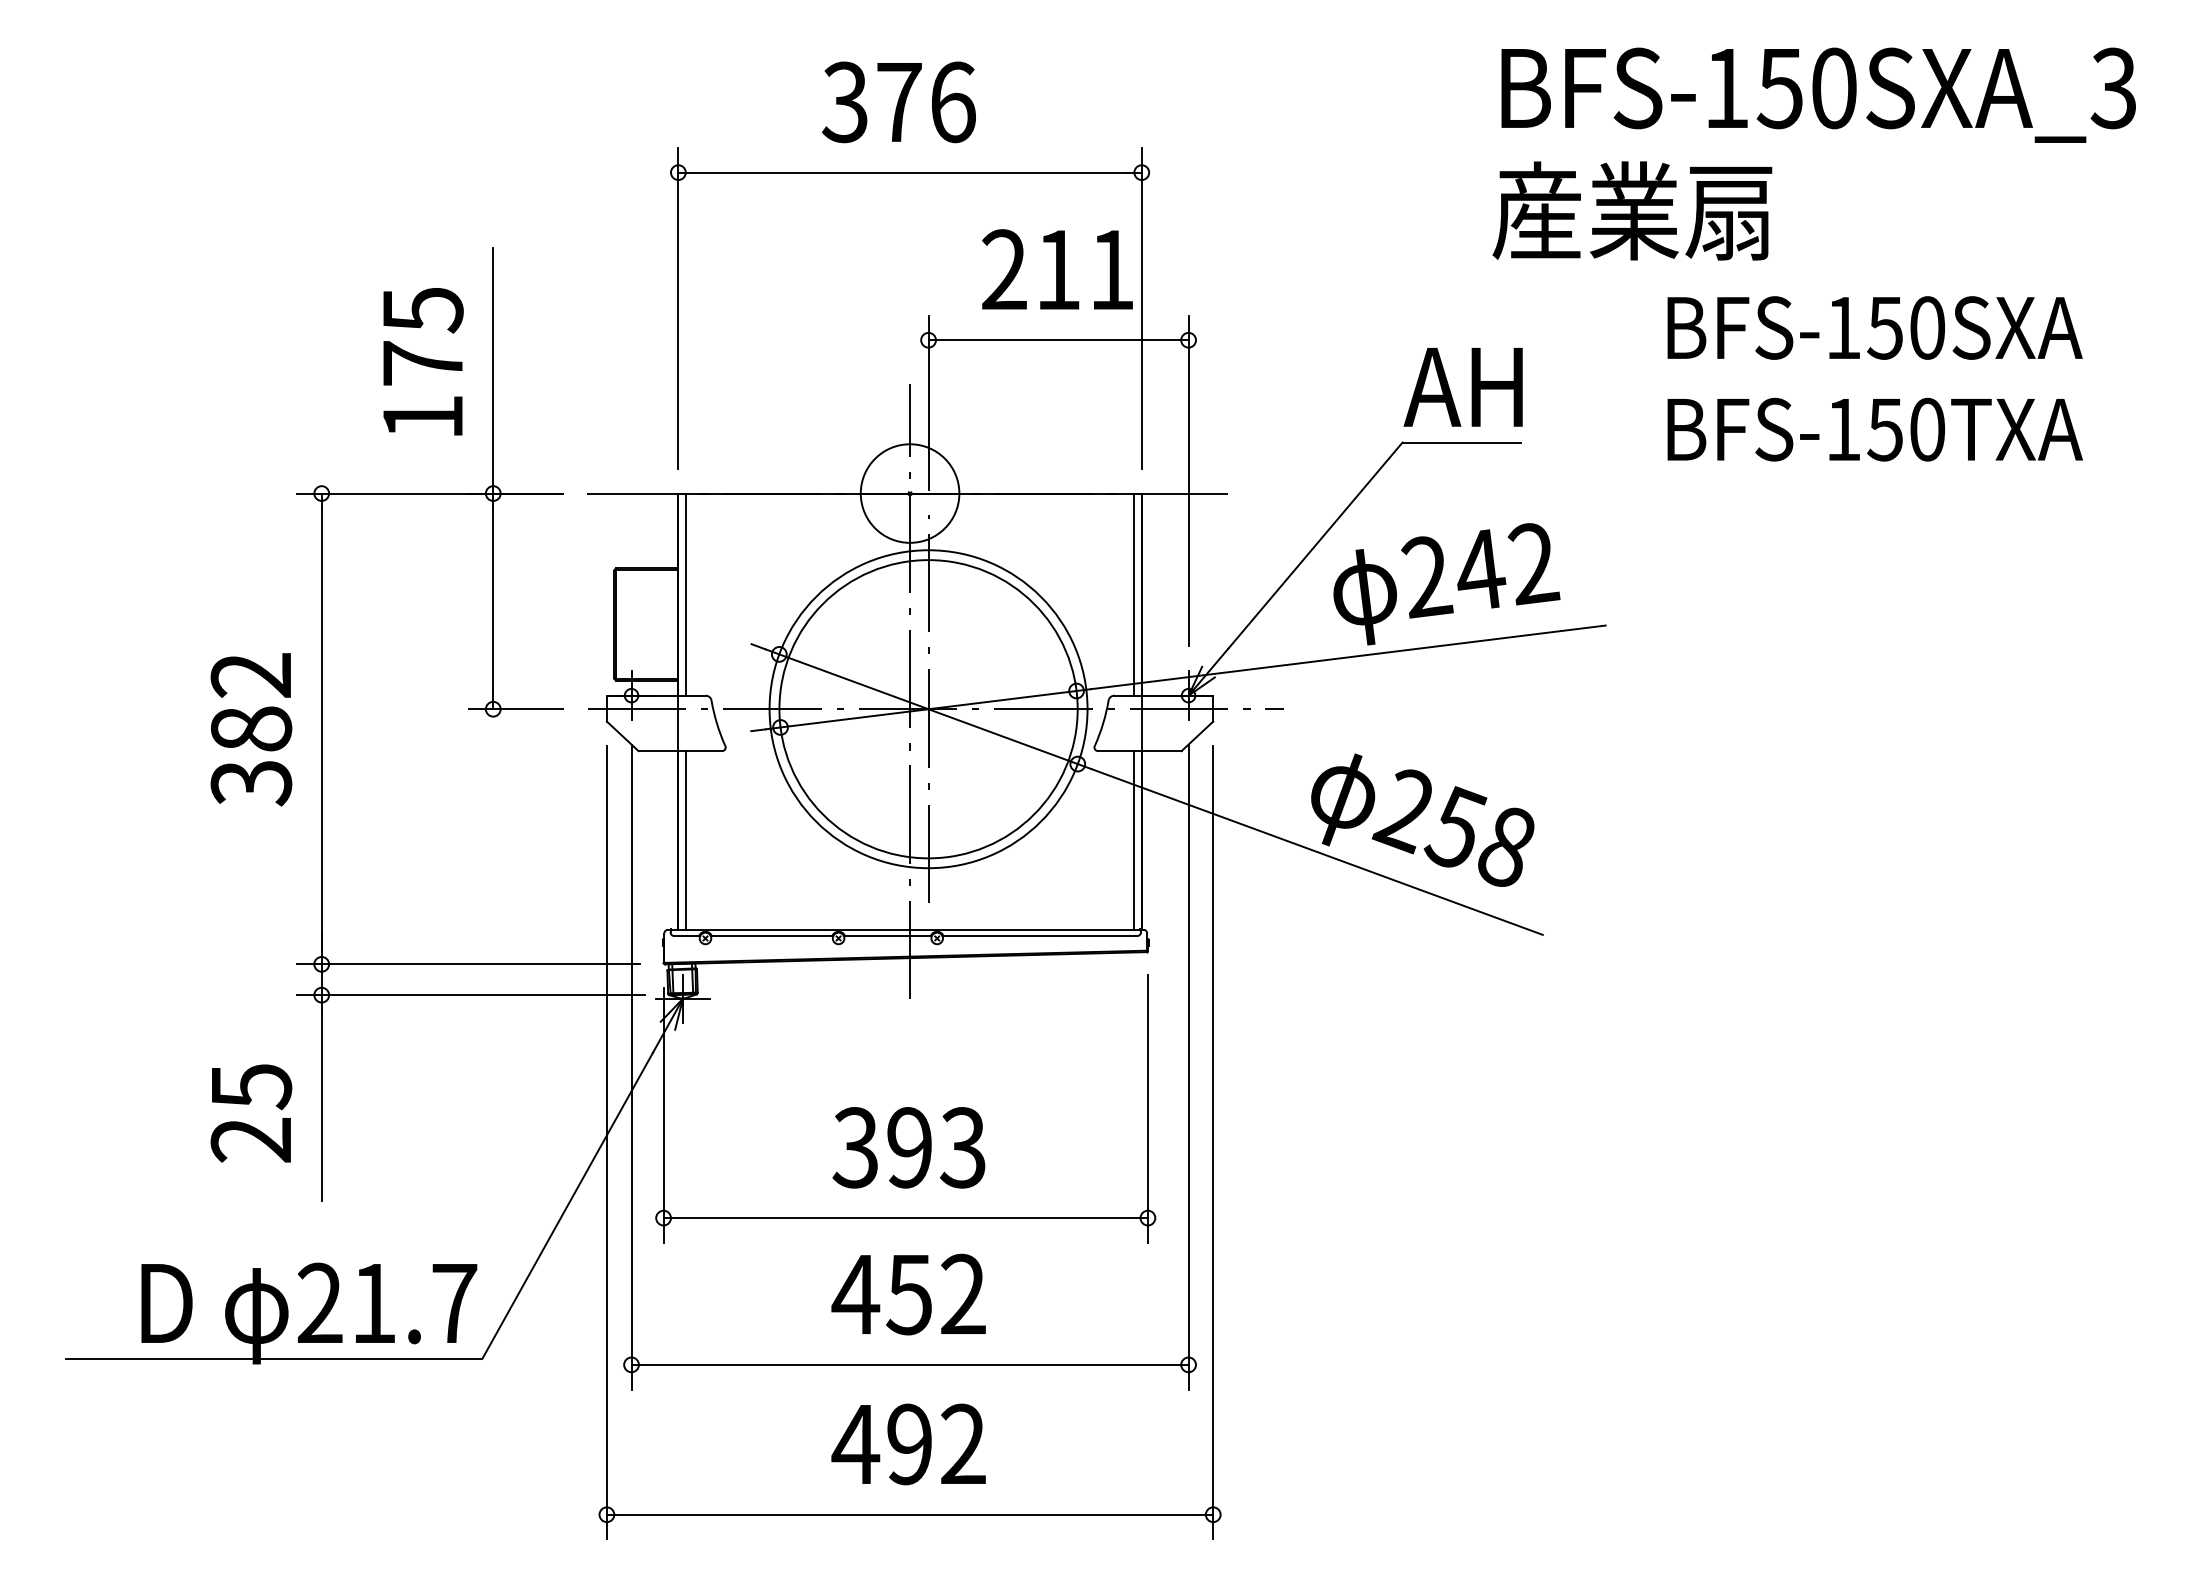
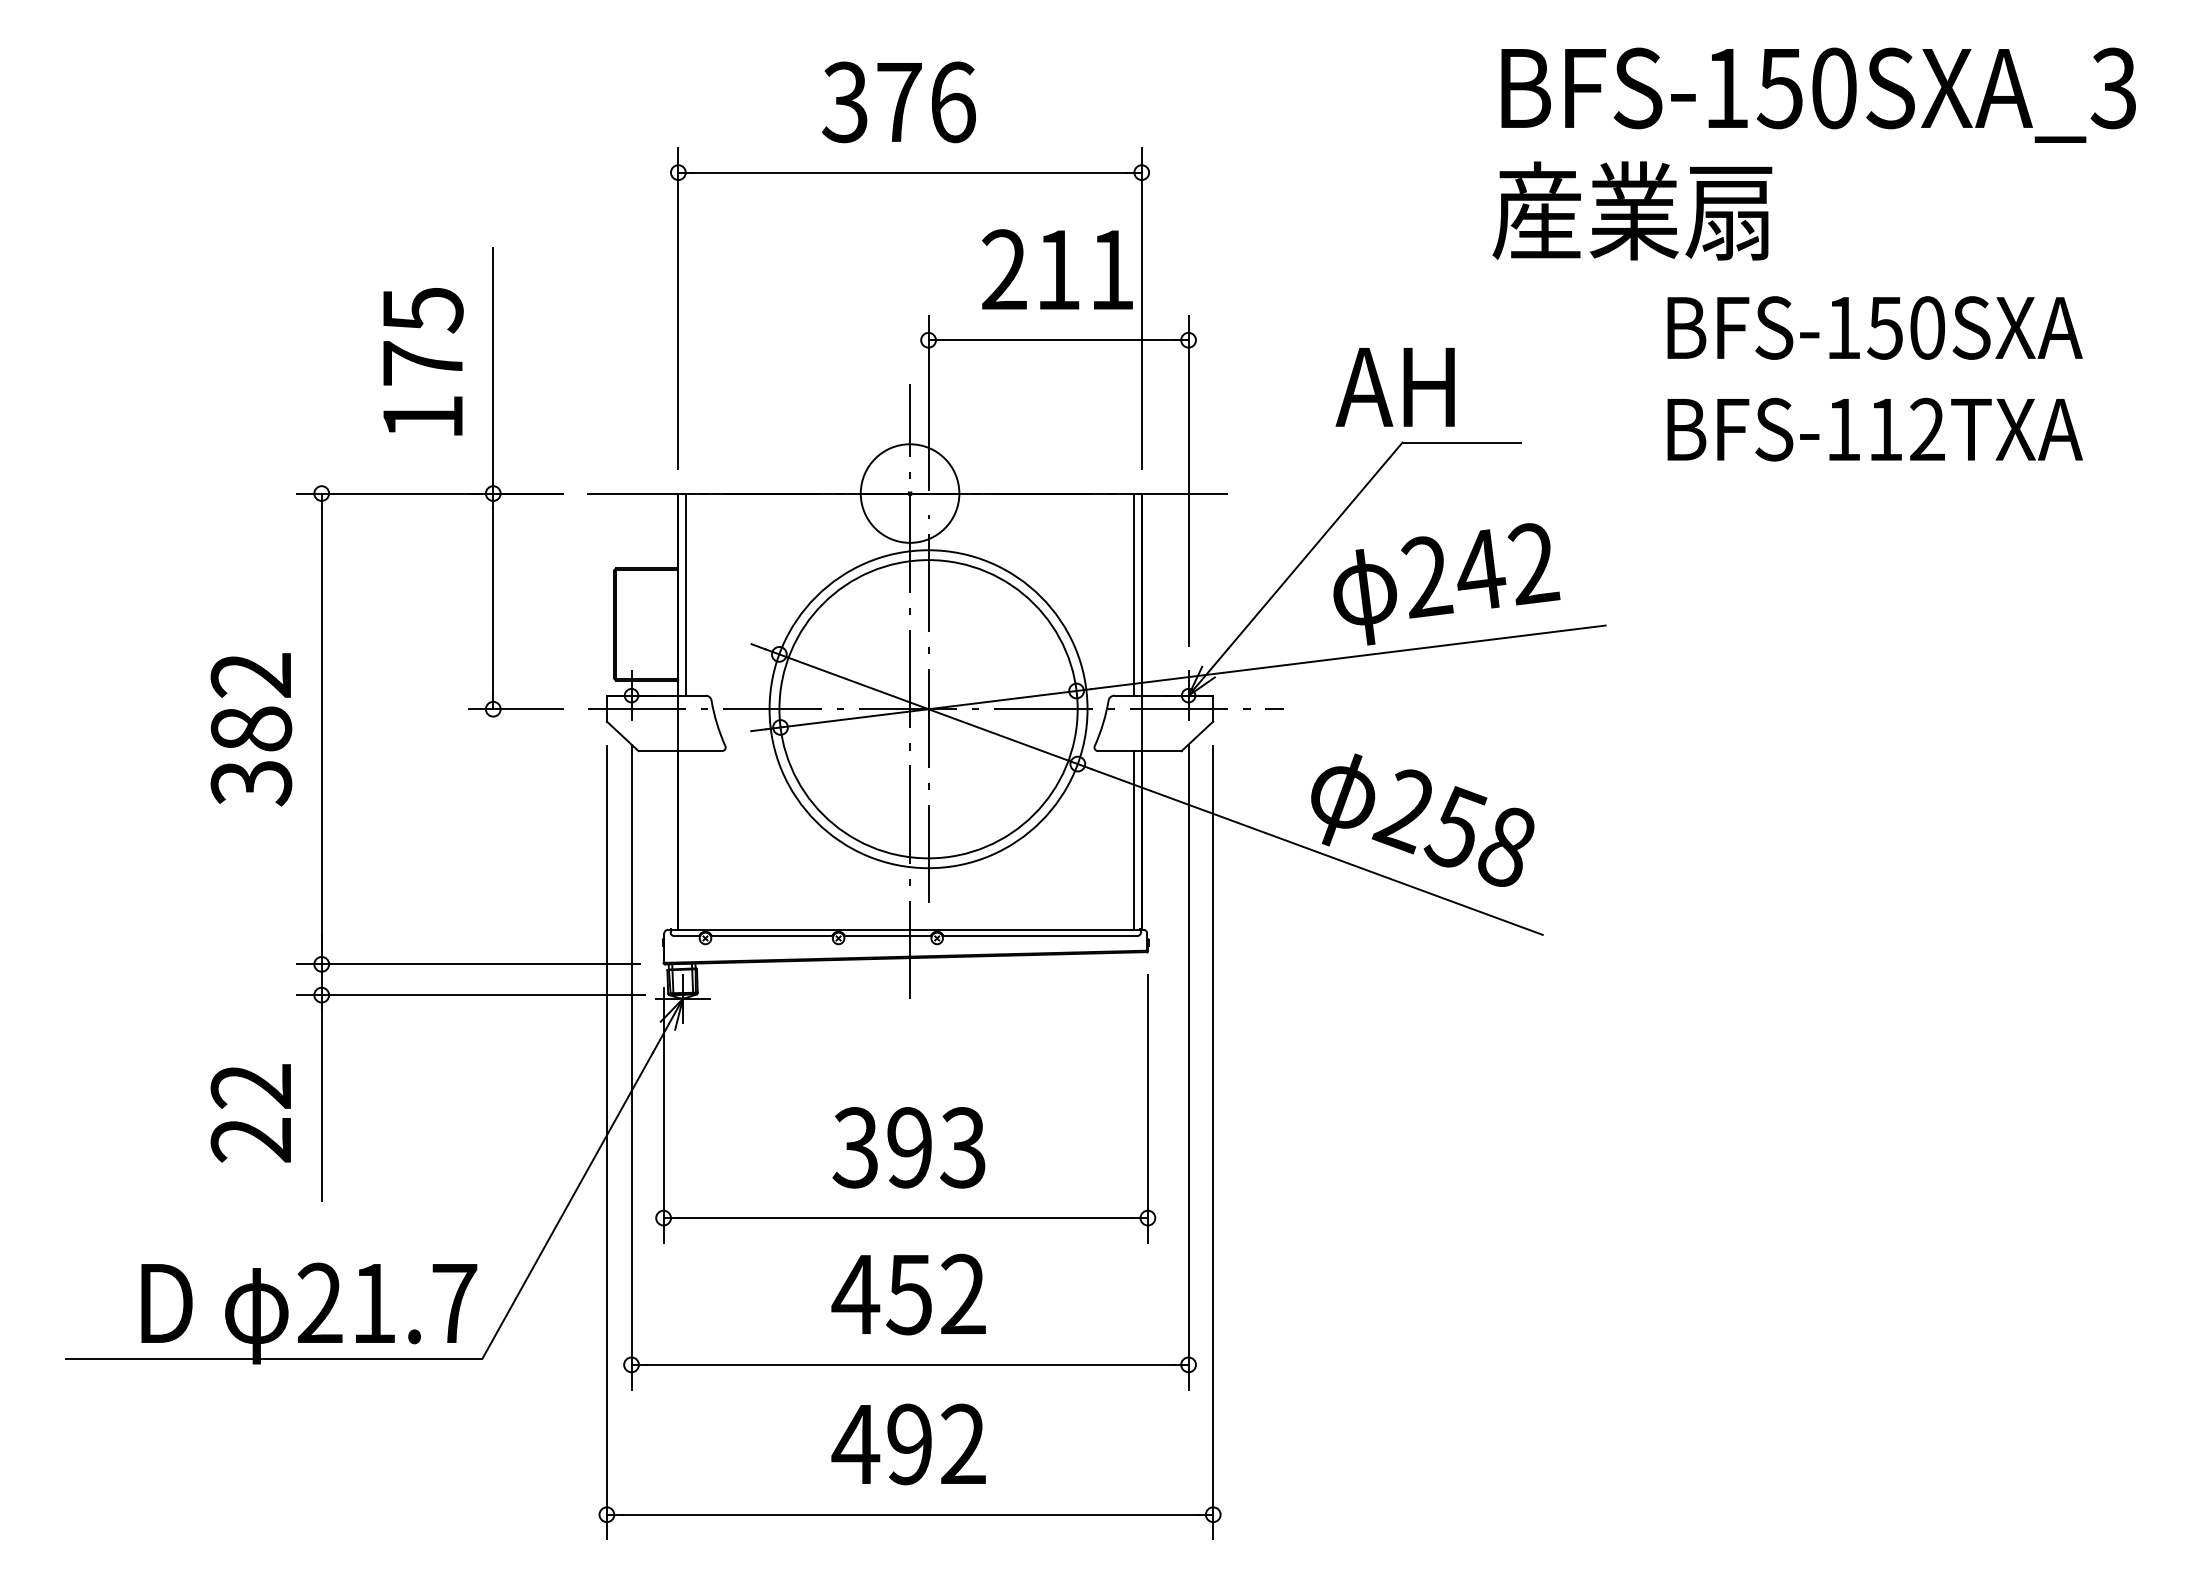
text position: (1462, 387) -> (1394, 387) (1394, 387)
text: BFS-150TXA -> BFS-112TXA (1905, 429)
line: present -> none (686, 840)
text: 25 -> 22 (251, 1087)
